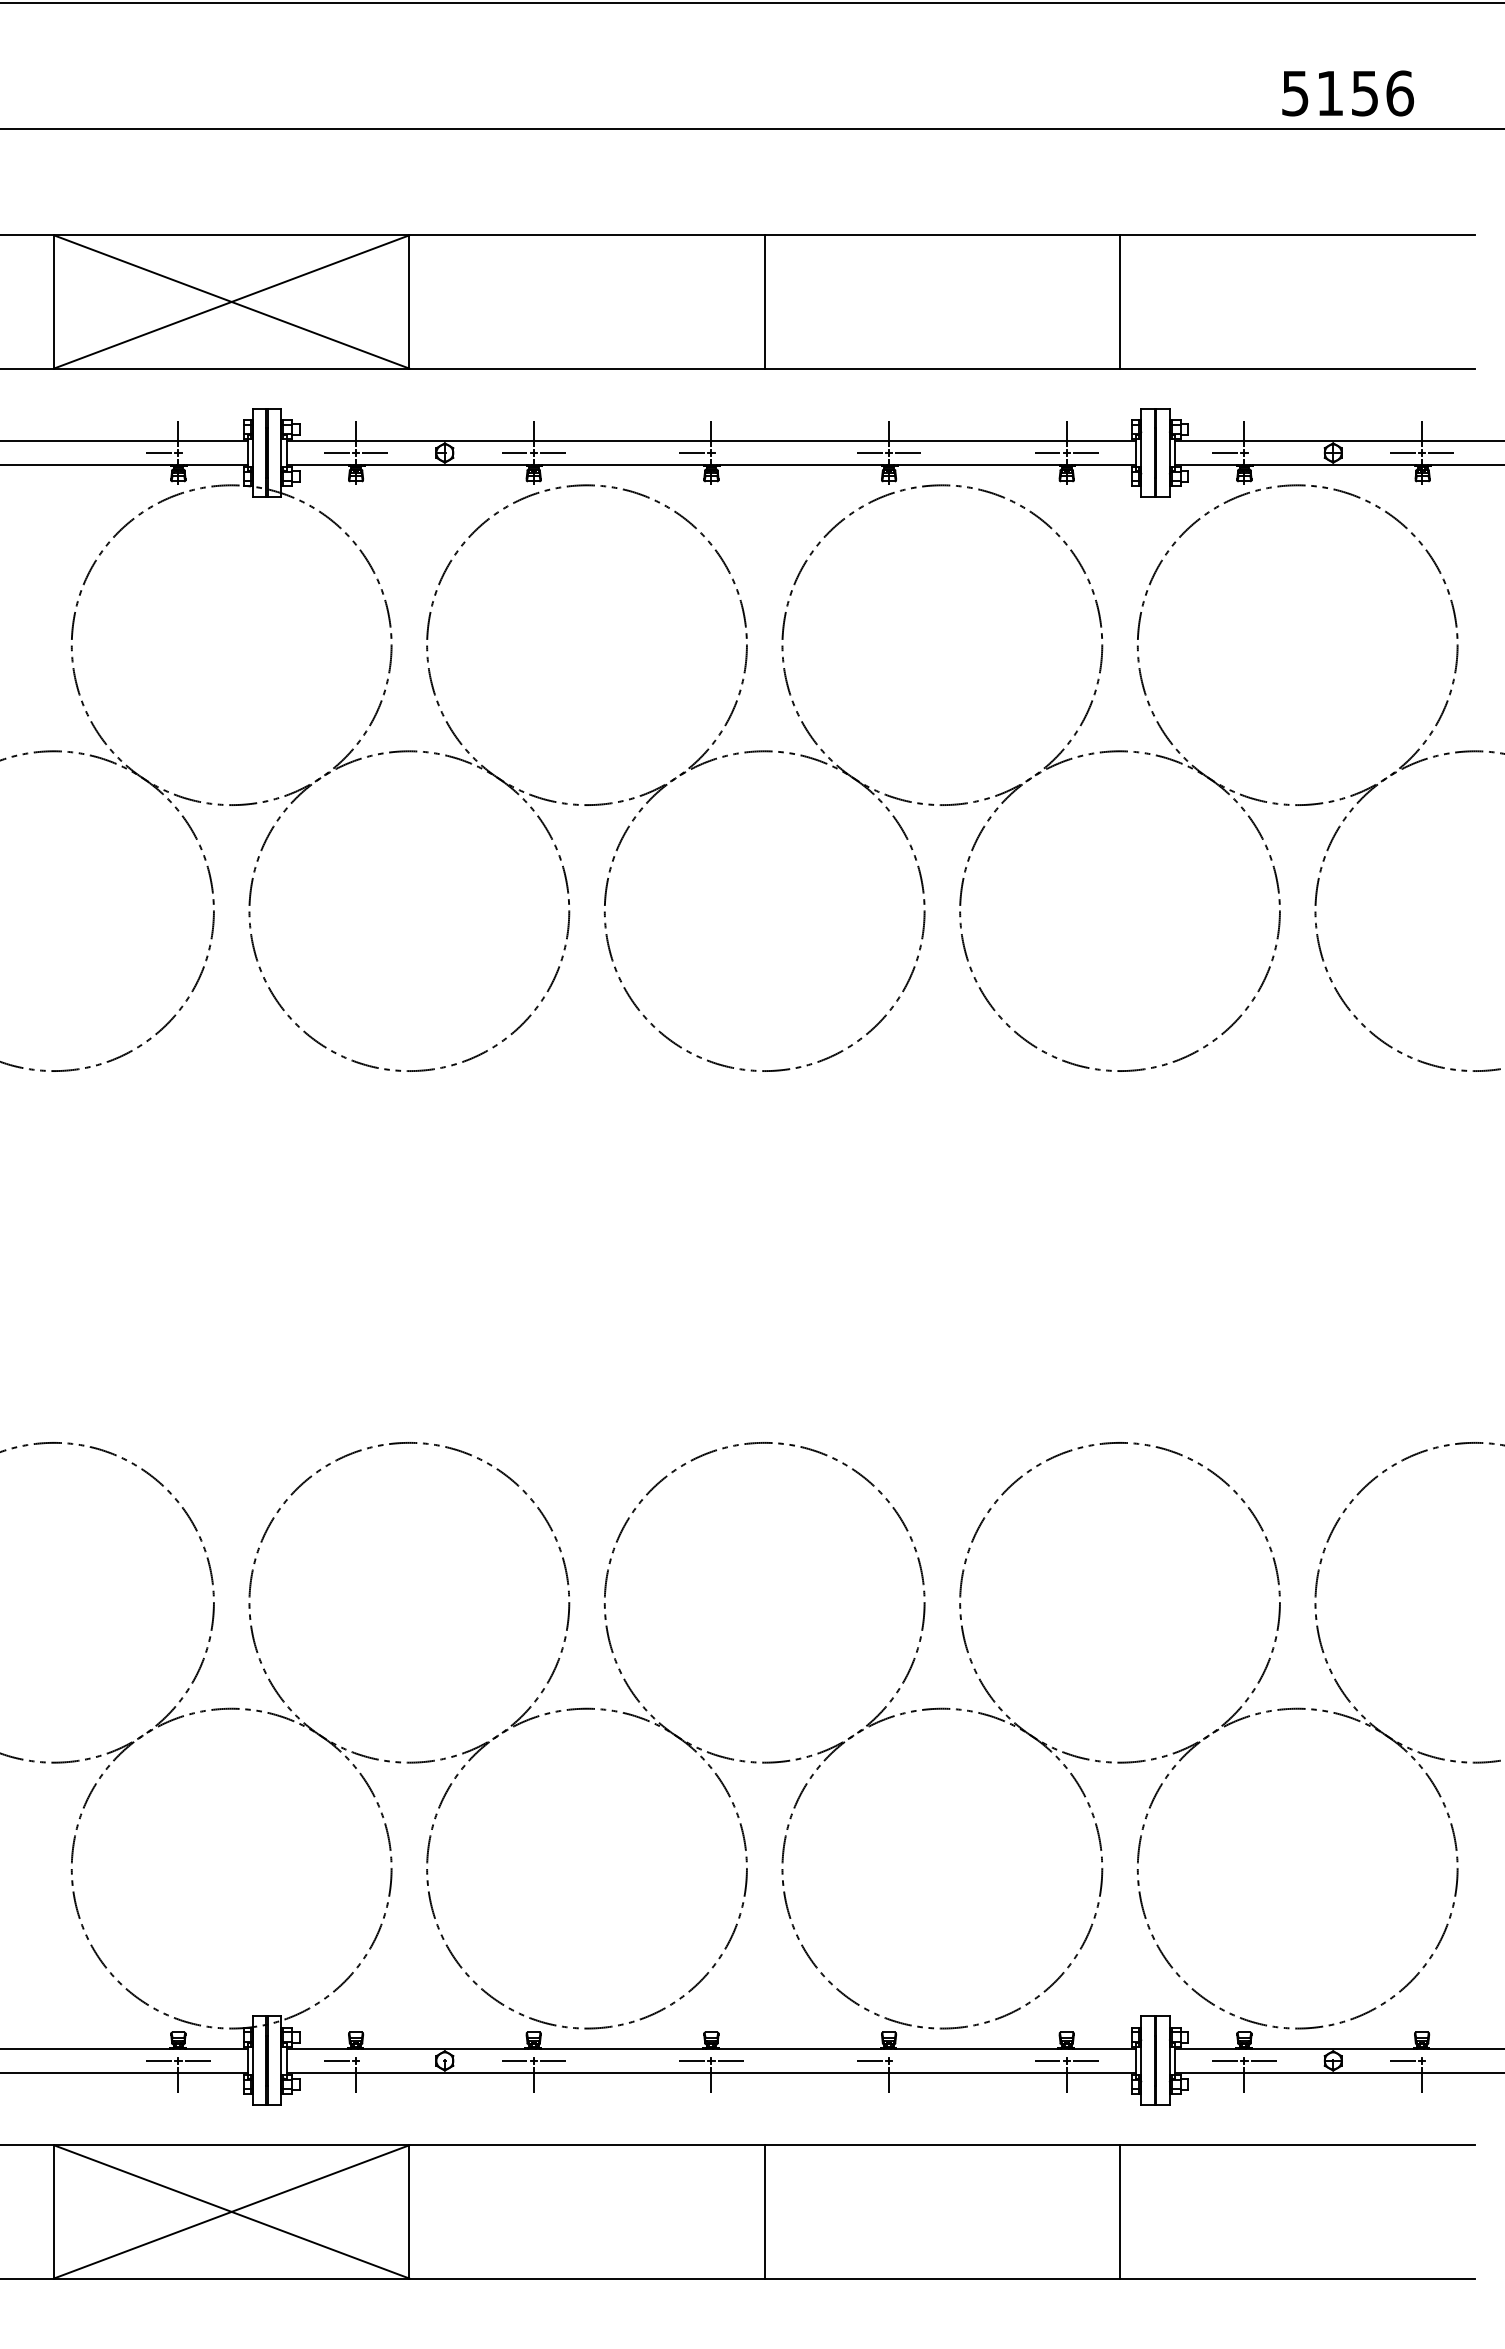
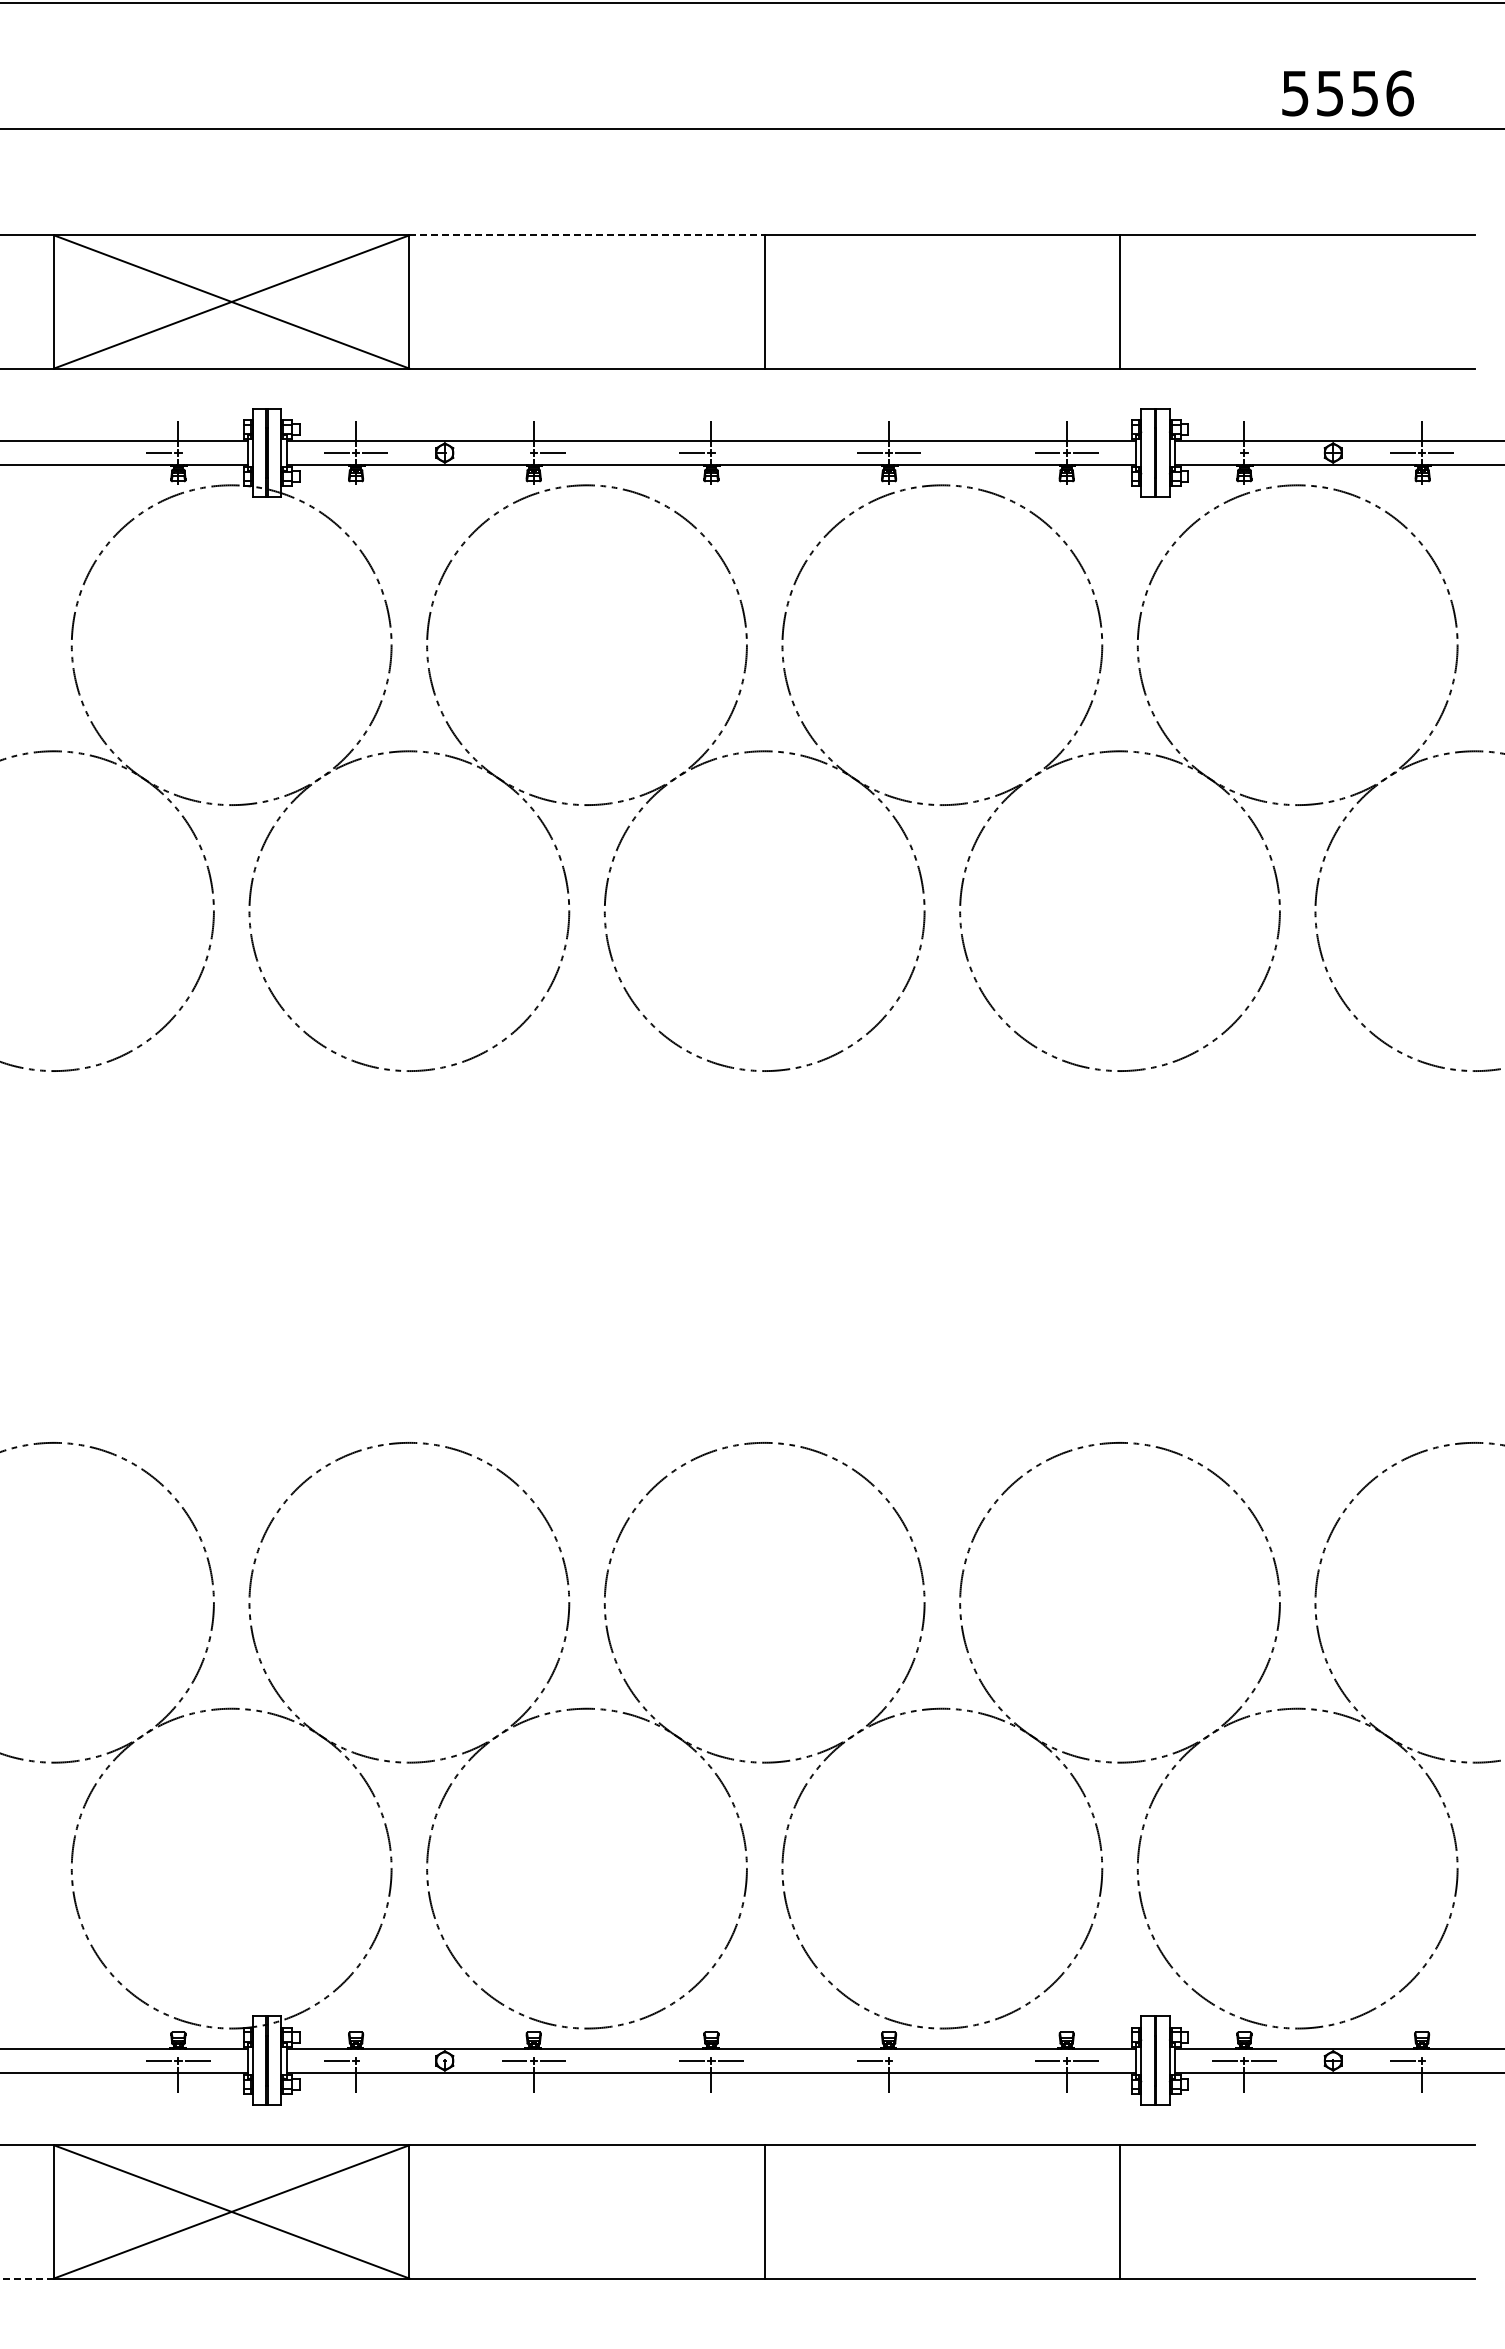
text: 5156 -> 5556 (1329, 93)
line: solid -> dashed (587, 235)
line: present -> none (514, 452)
line: present -> none (1225, 452)
line: solid -> dashed (27, 2278)
